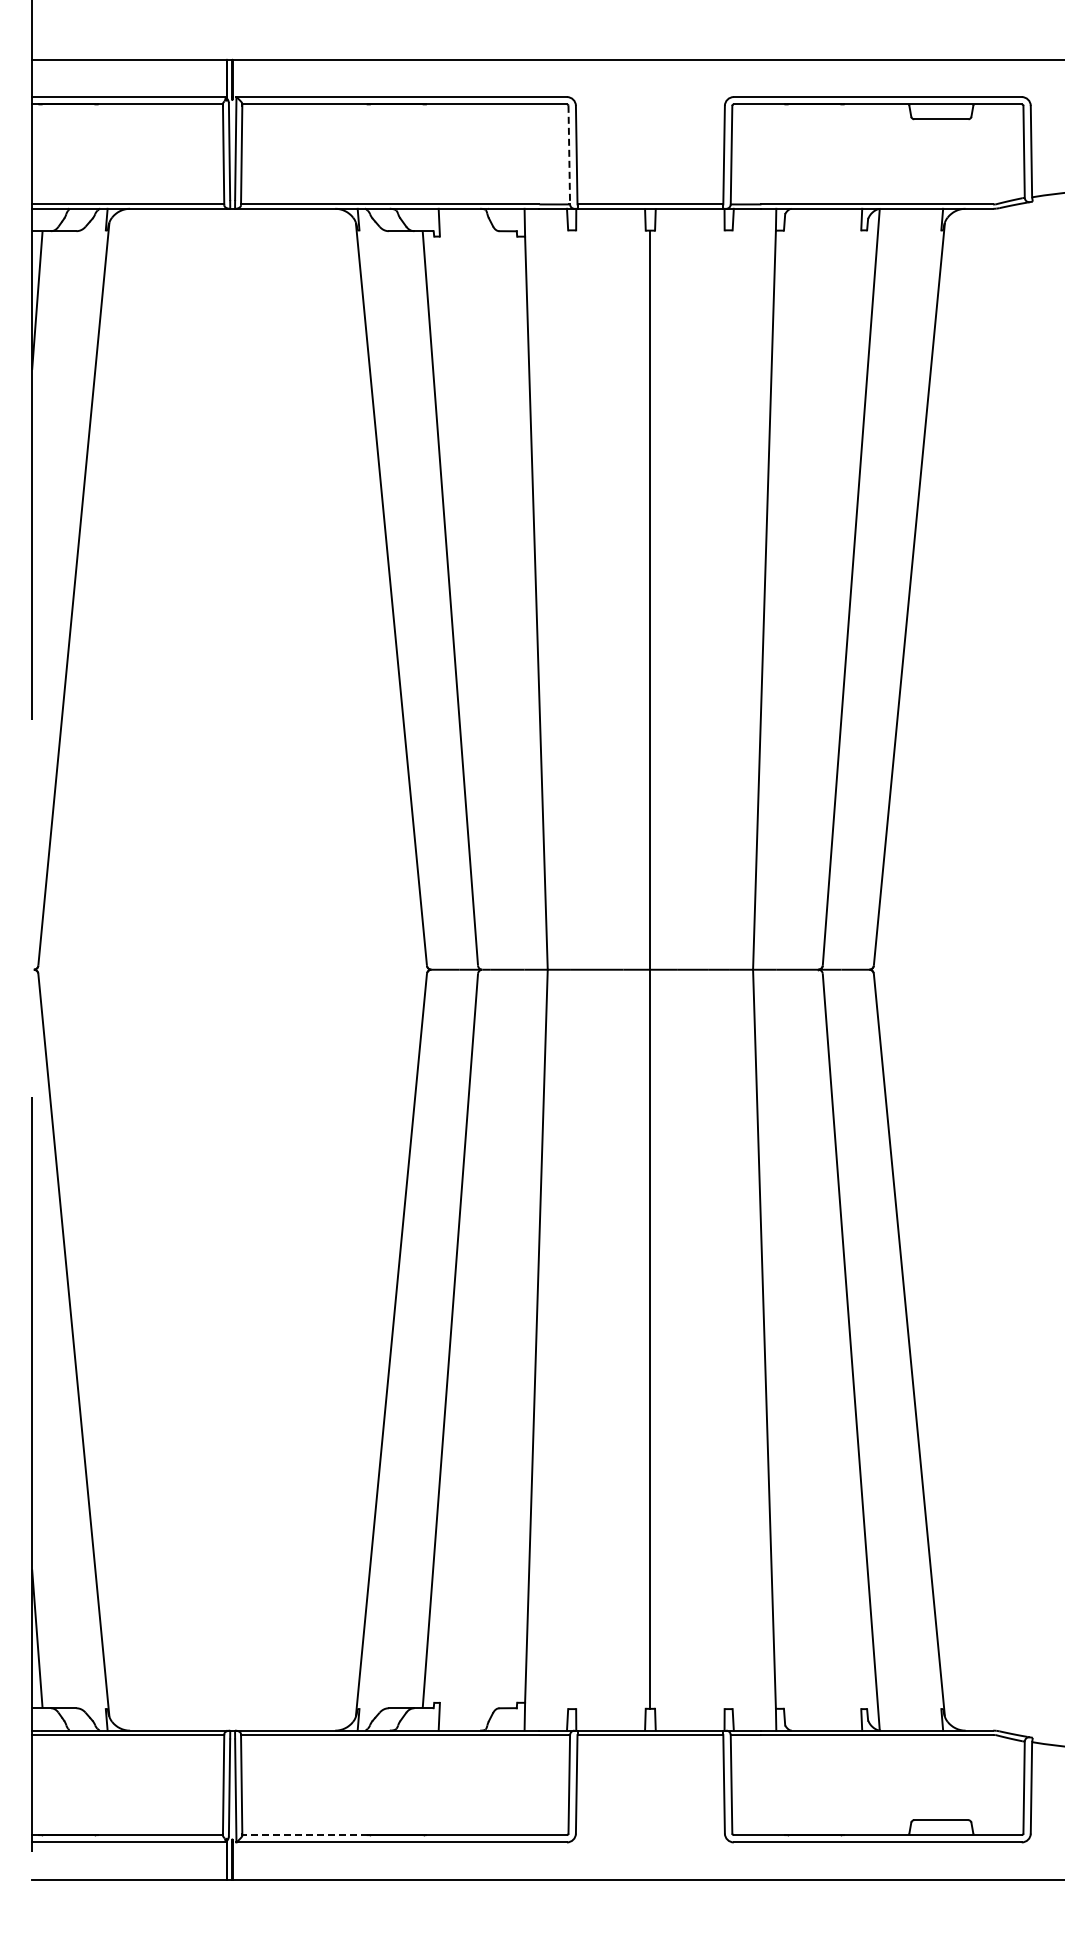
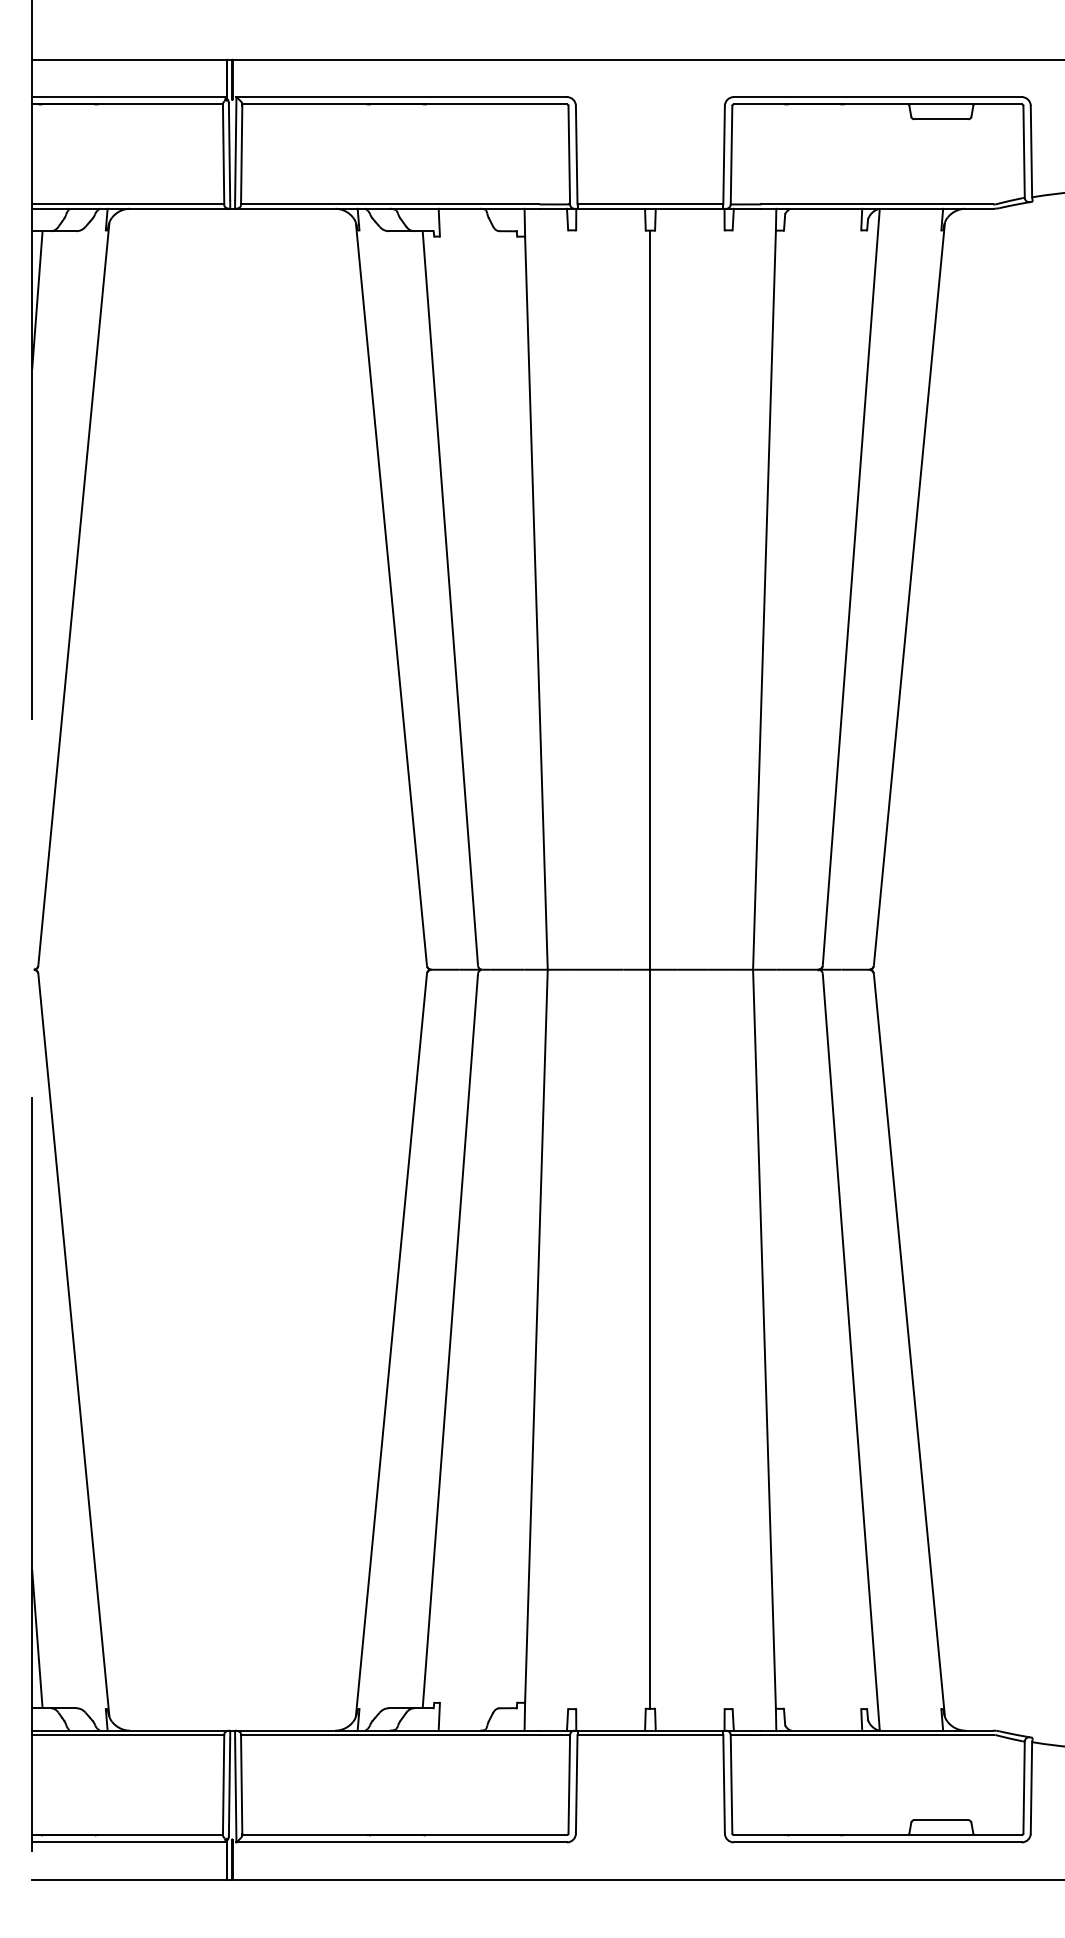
line: dashed -> solid (569, 155)
line: dashed -> solid (304, 1835)
